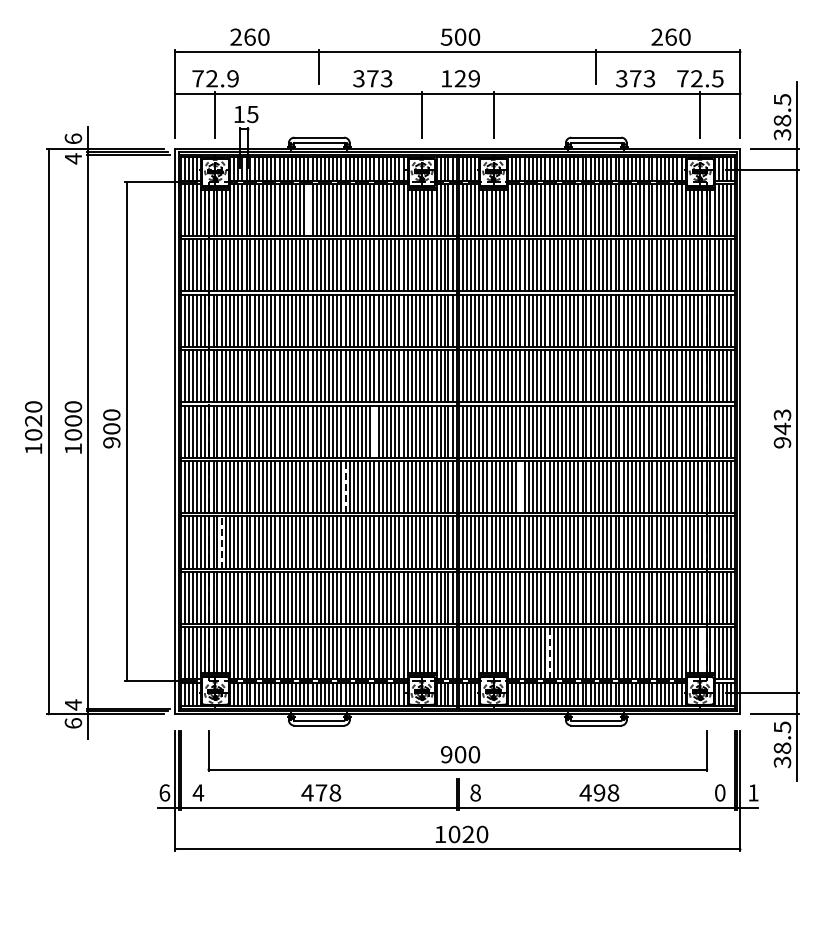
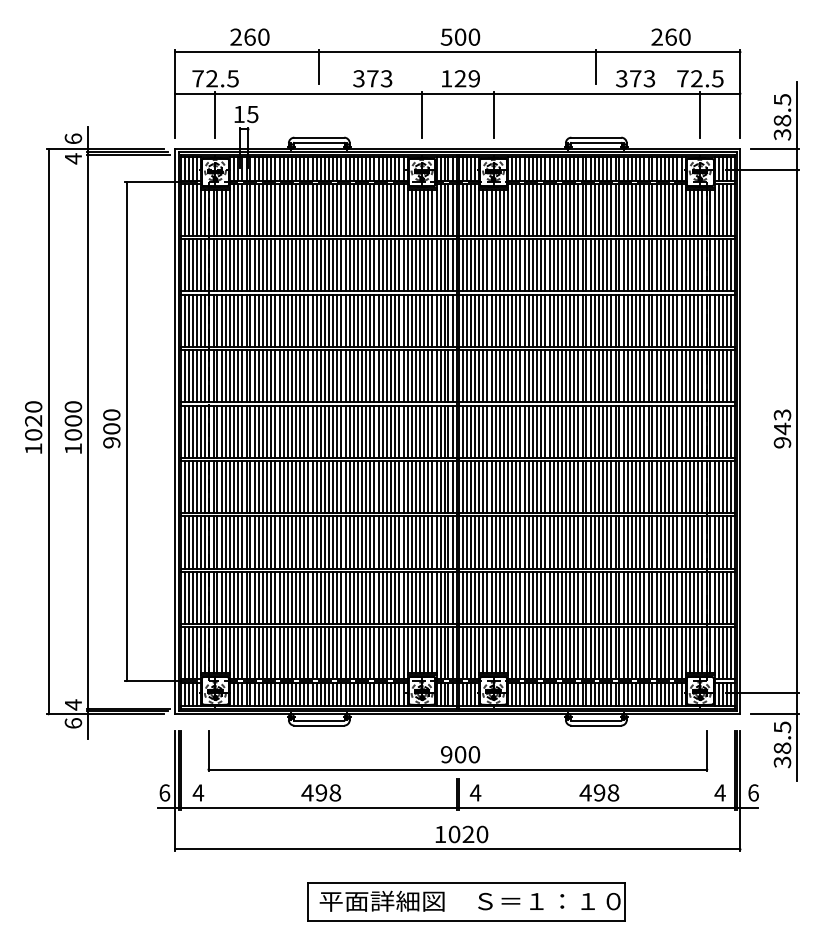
text: 72.9 -> 72.5 (232, 78)
line: none -> present (308, 209)
line: none -> present (374, 431)
line: dashed -> solid (345, 486)
line: none -> present (520, 487)
line: dashed -> solid (221, 541)
line: none -> present (702, 649)
line: dashed -> solid (549, 652)
text: 478 -> 498 (321, 792)
text: 8 -> 4 (475, 792)
text: 0 -> 4 (719, 792)
text: 1 -> 6 (753, 792)
part: none -> present (466, 901)
